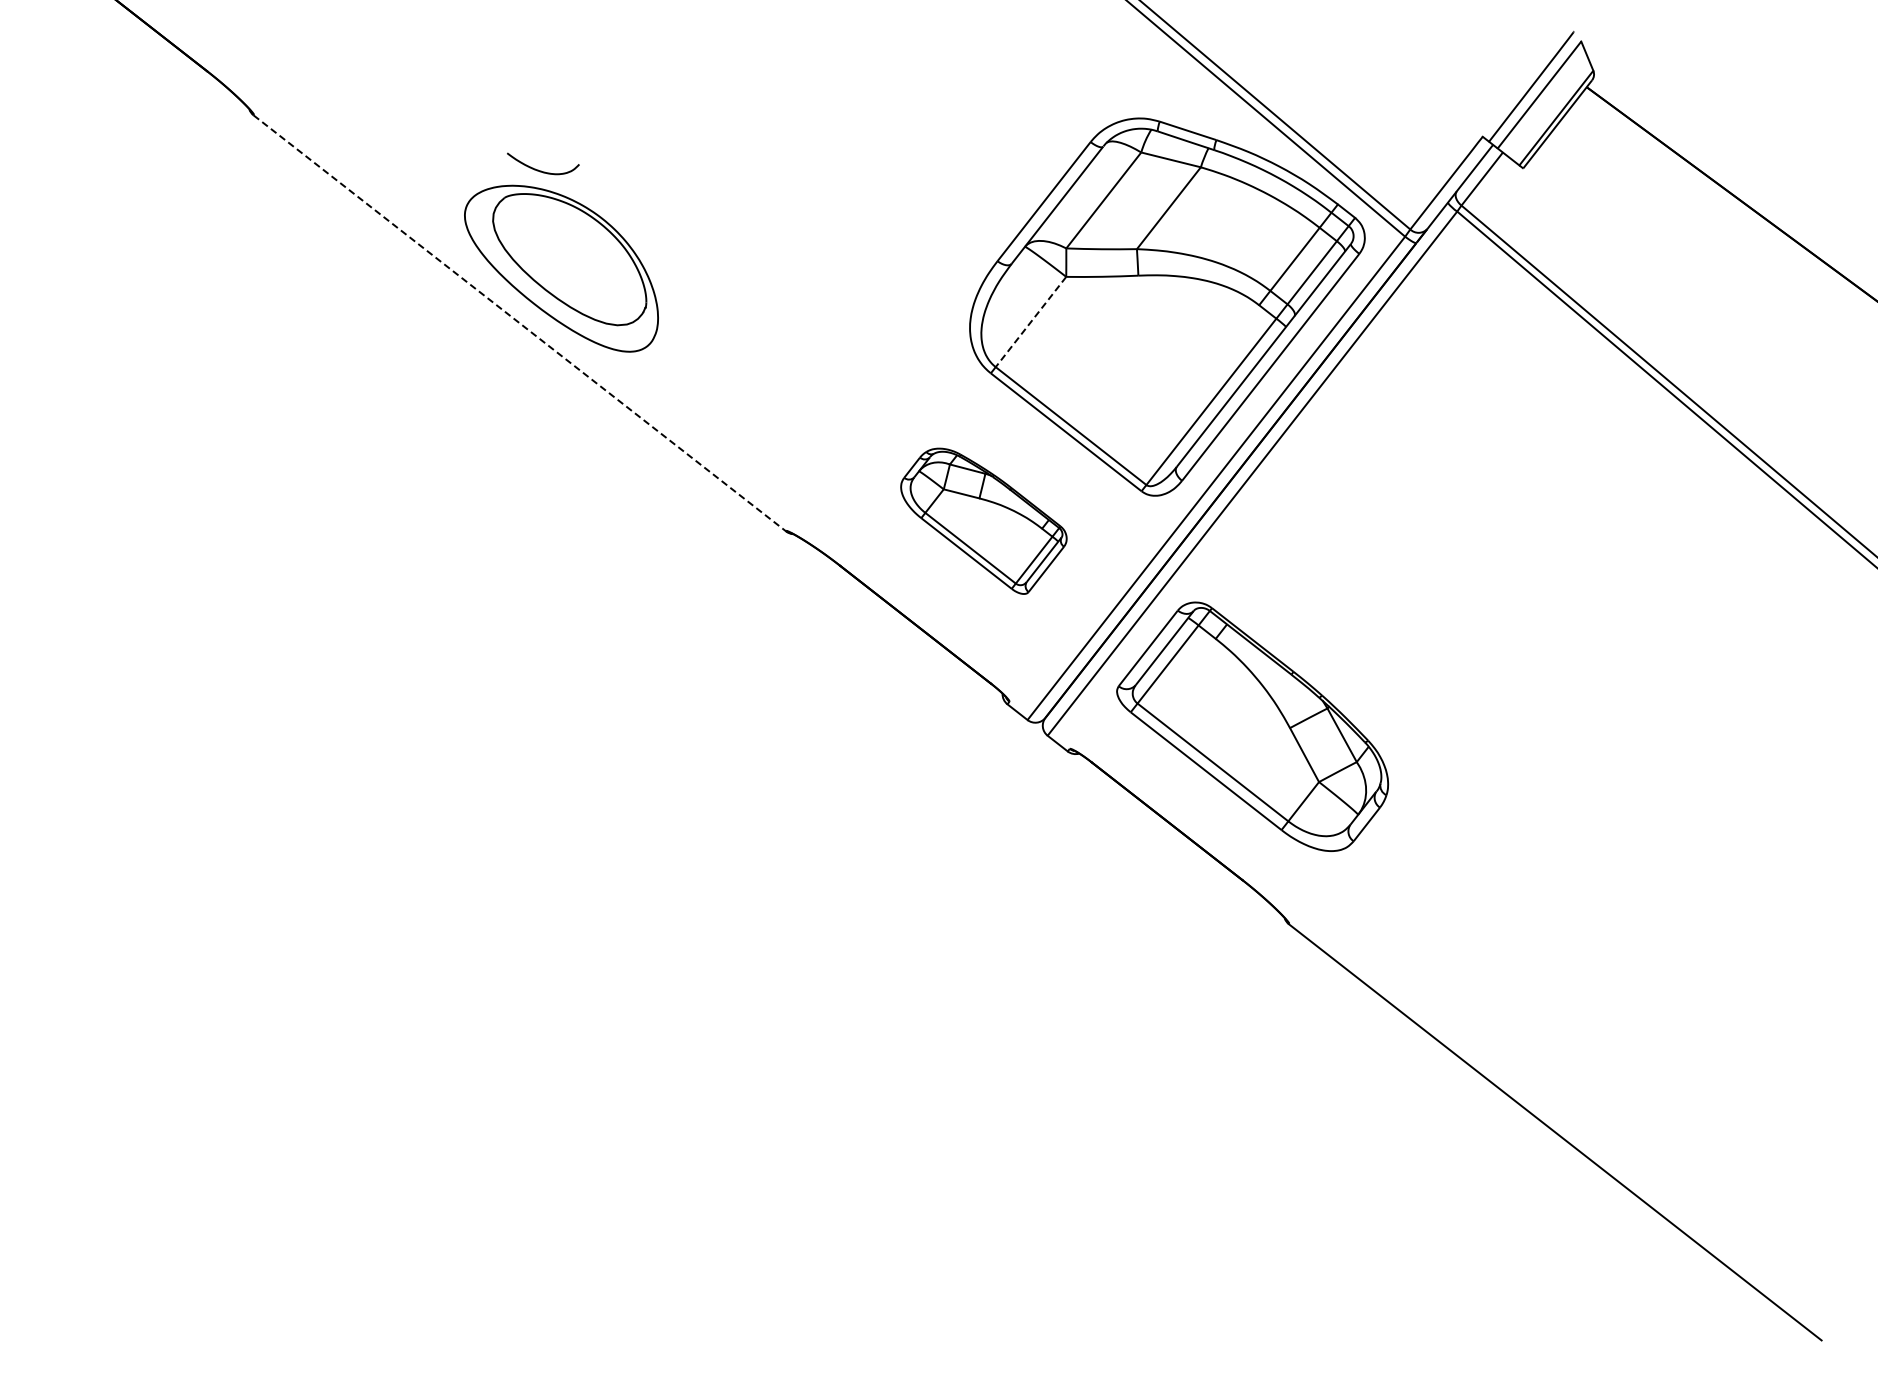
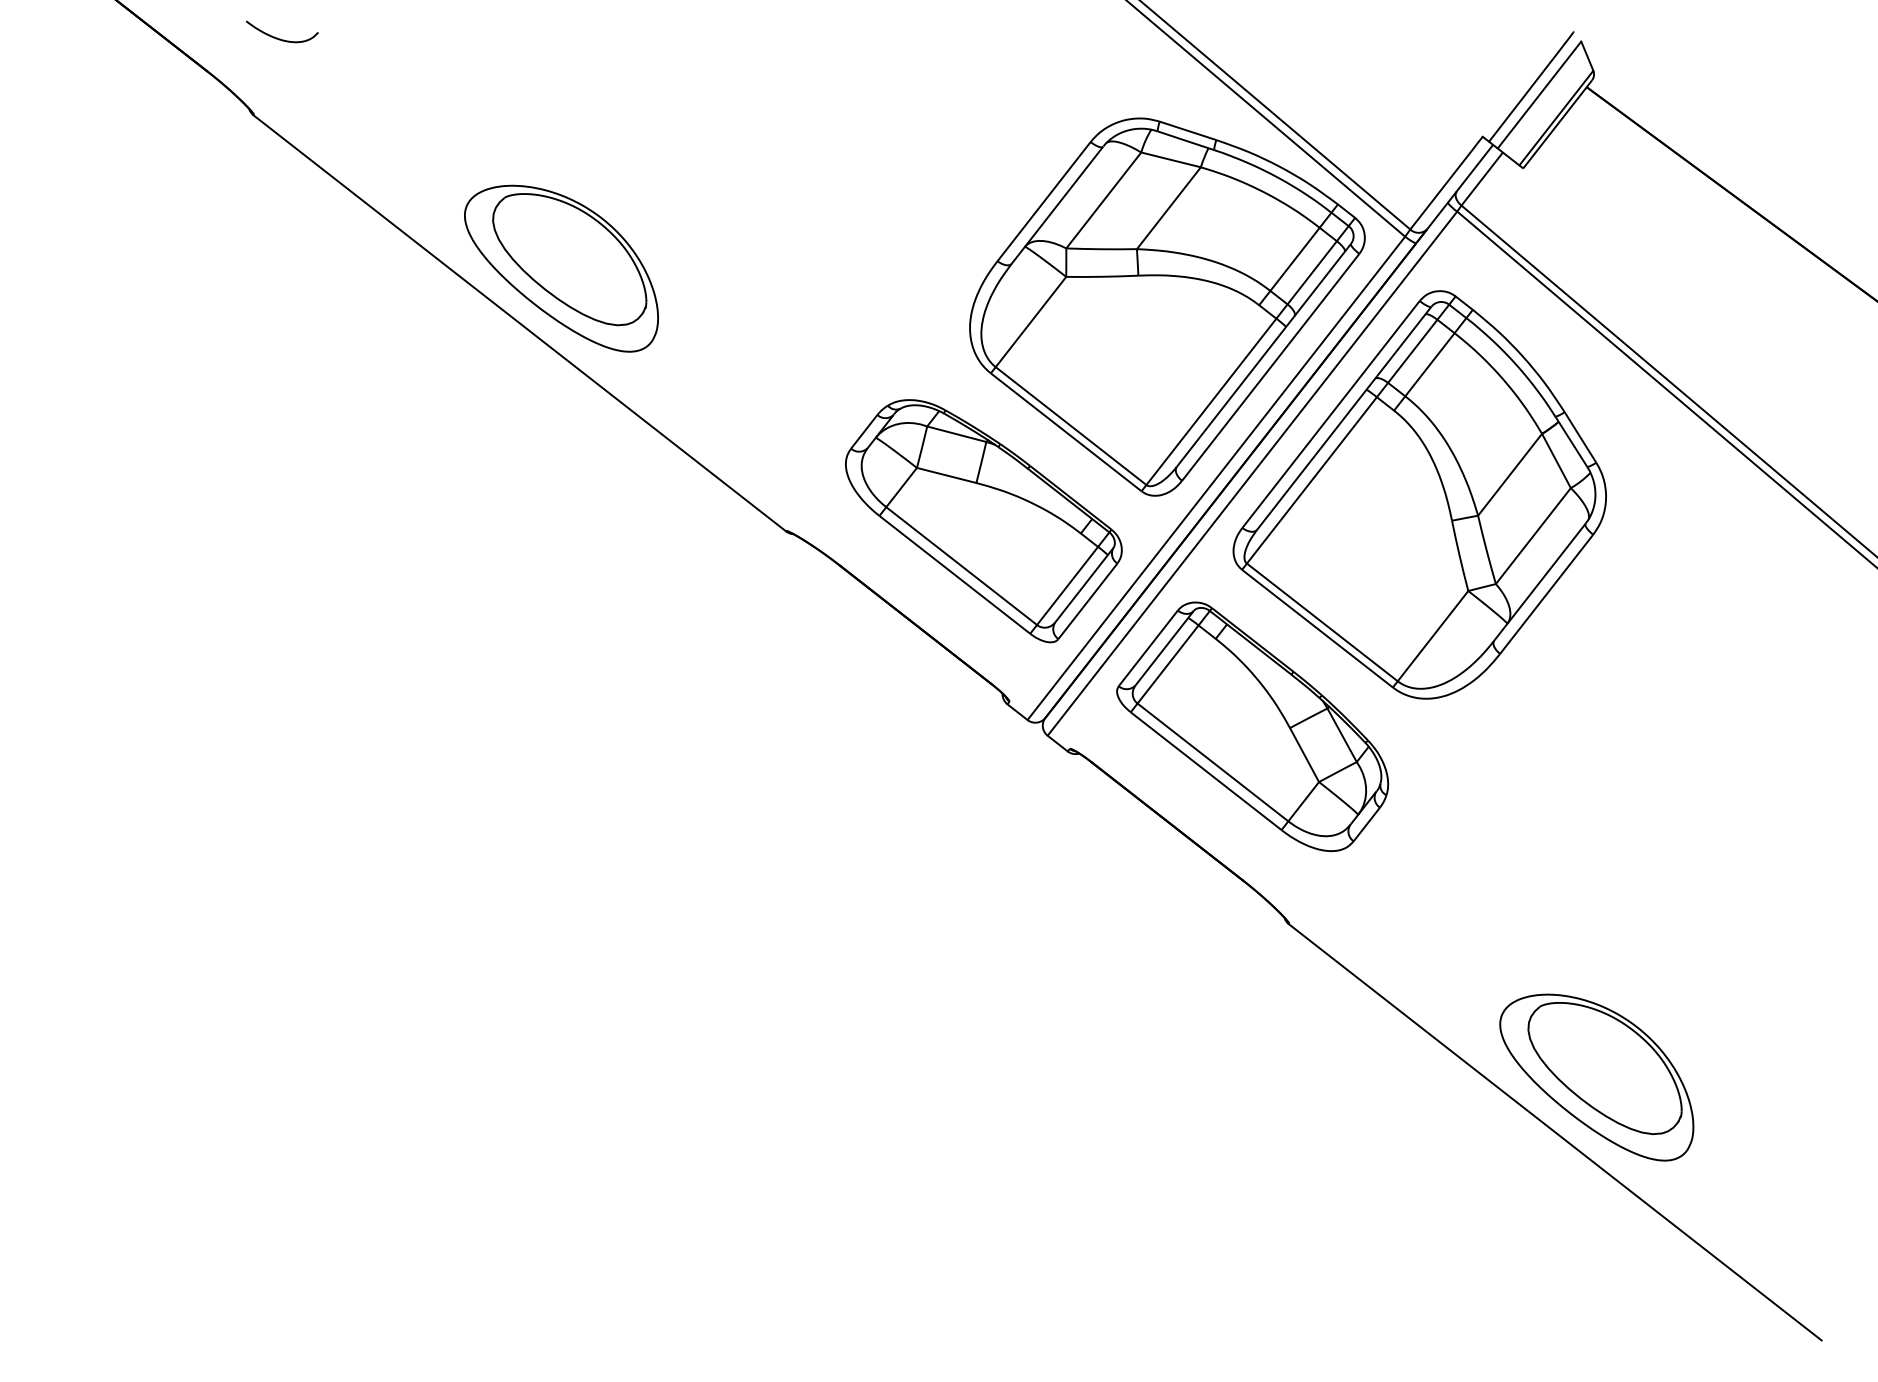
curve position: (541, 170) -> (280, 38) (280, 38)
line: dashed -> solid (1030, 322)
line: dashed -> solid (520, 323)
part: none -> present (1419, 494)
part size: 168x148 px -> 278x245 px (983, 521)
part: none -> present (1596, 1077)
